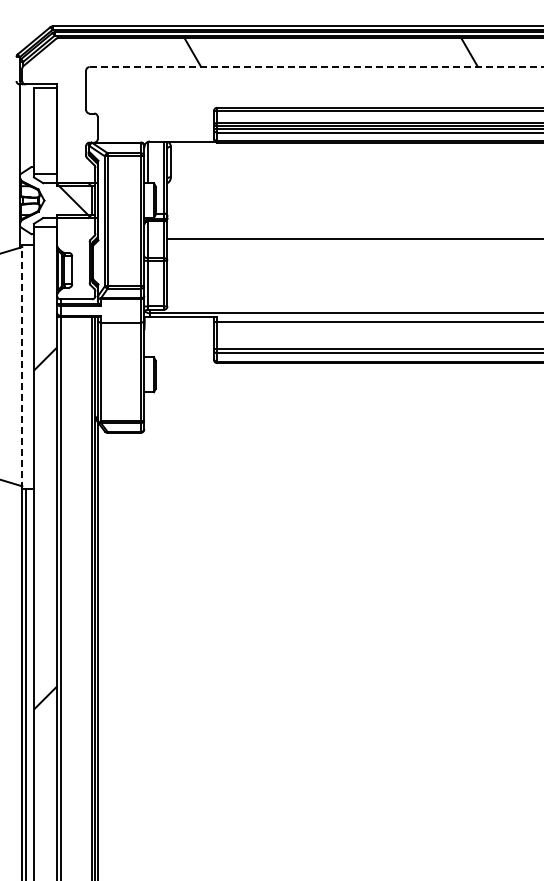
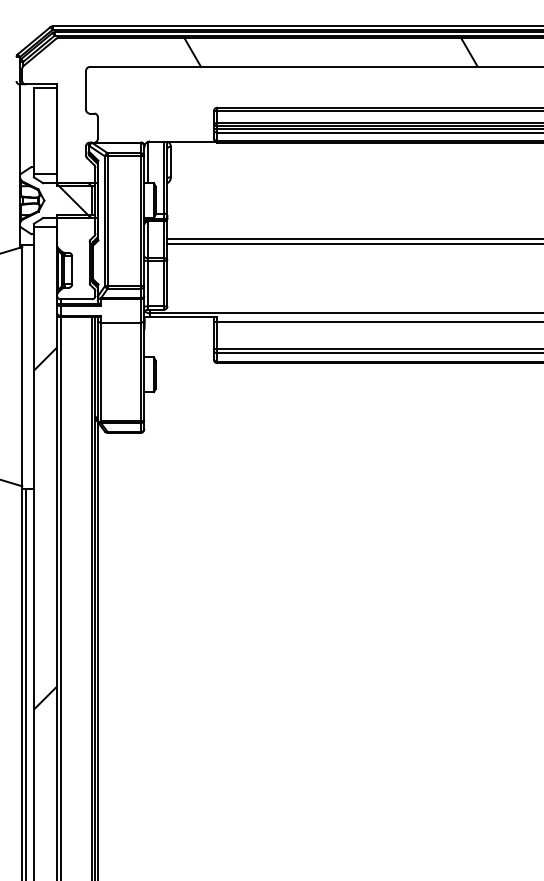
line: dashed -> solid (316, 67)
line: none -> present (353, 243)
line: dashed -> solid (22, 366)
